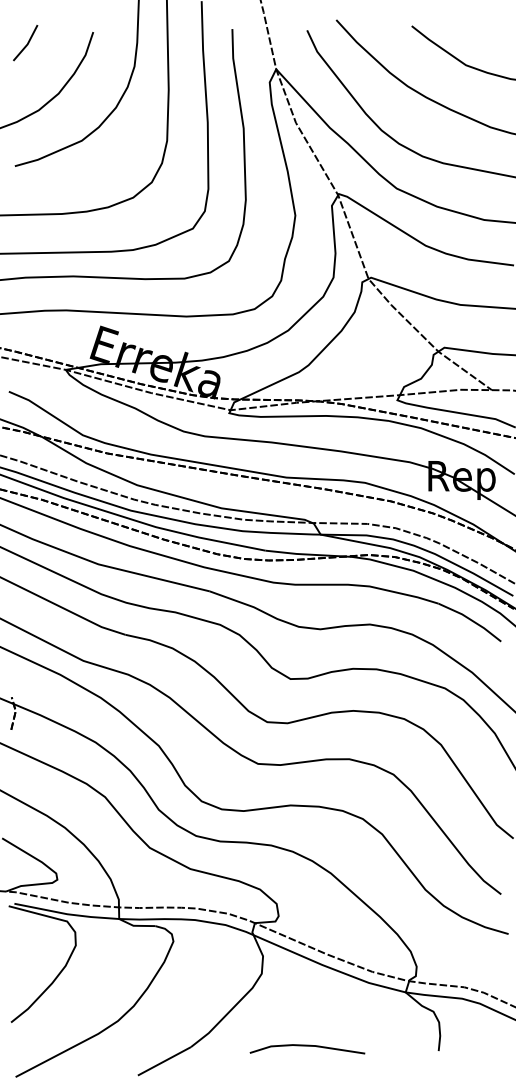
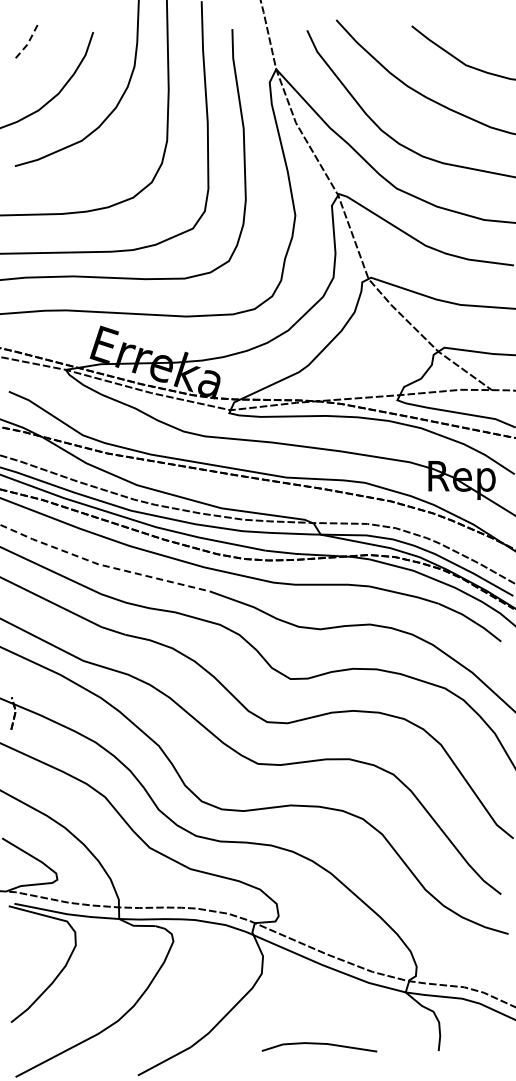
line: solid -> dashed (27, 44)
line: solid -> dashed (101, 565)
line position: (307, 1046) -> (319, 1044) (319, 1044)
